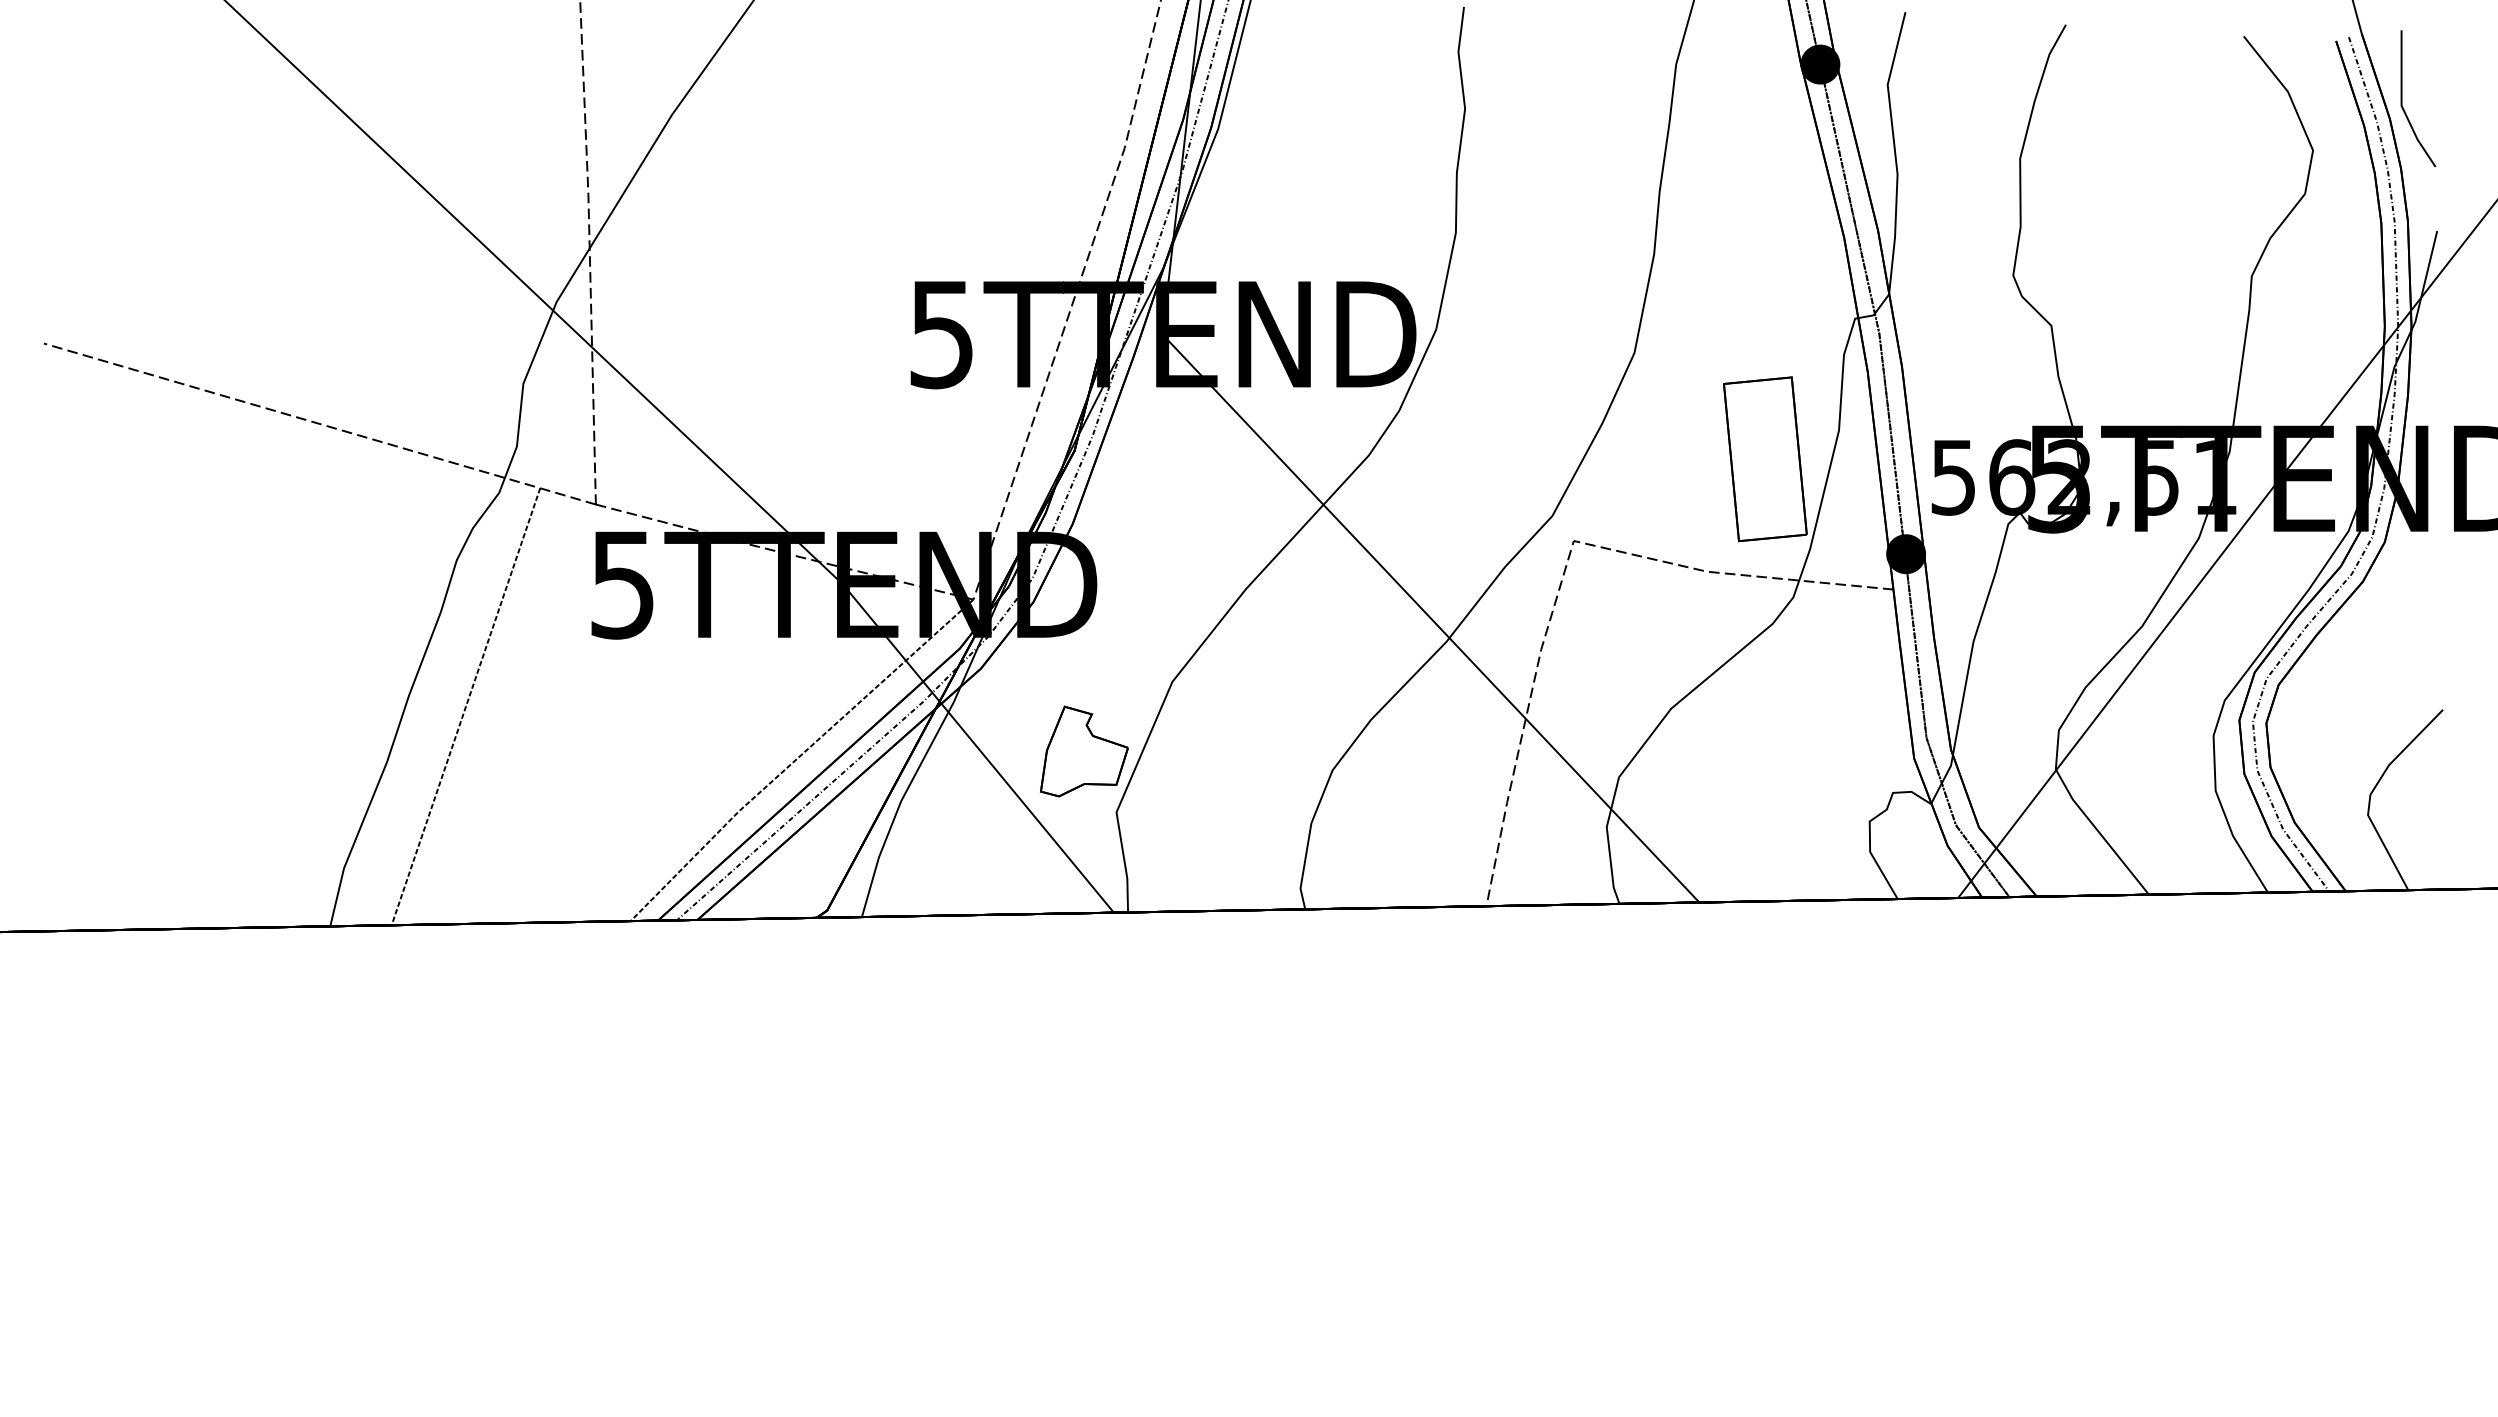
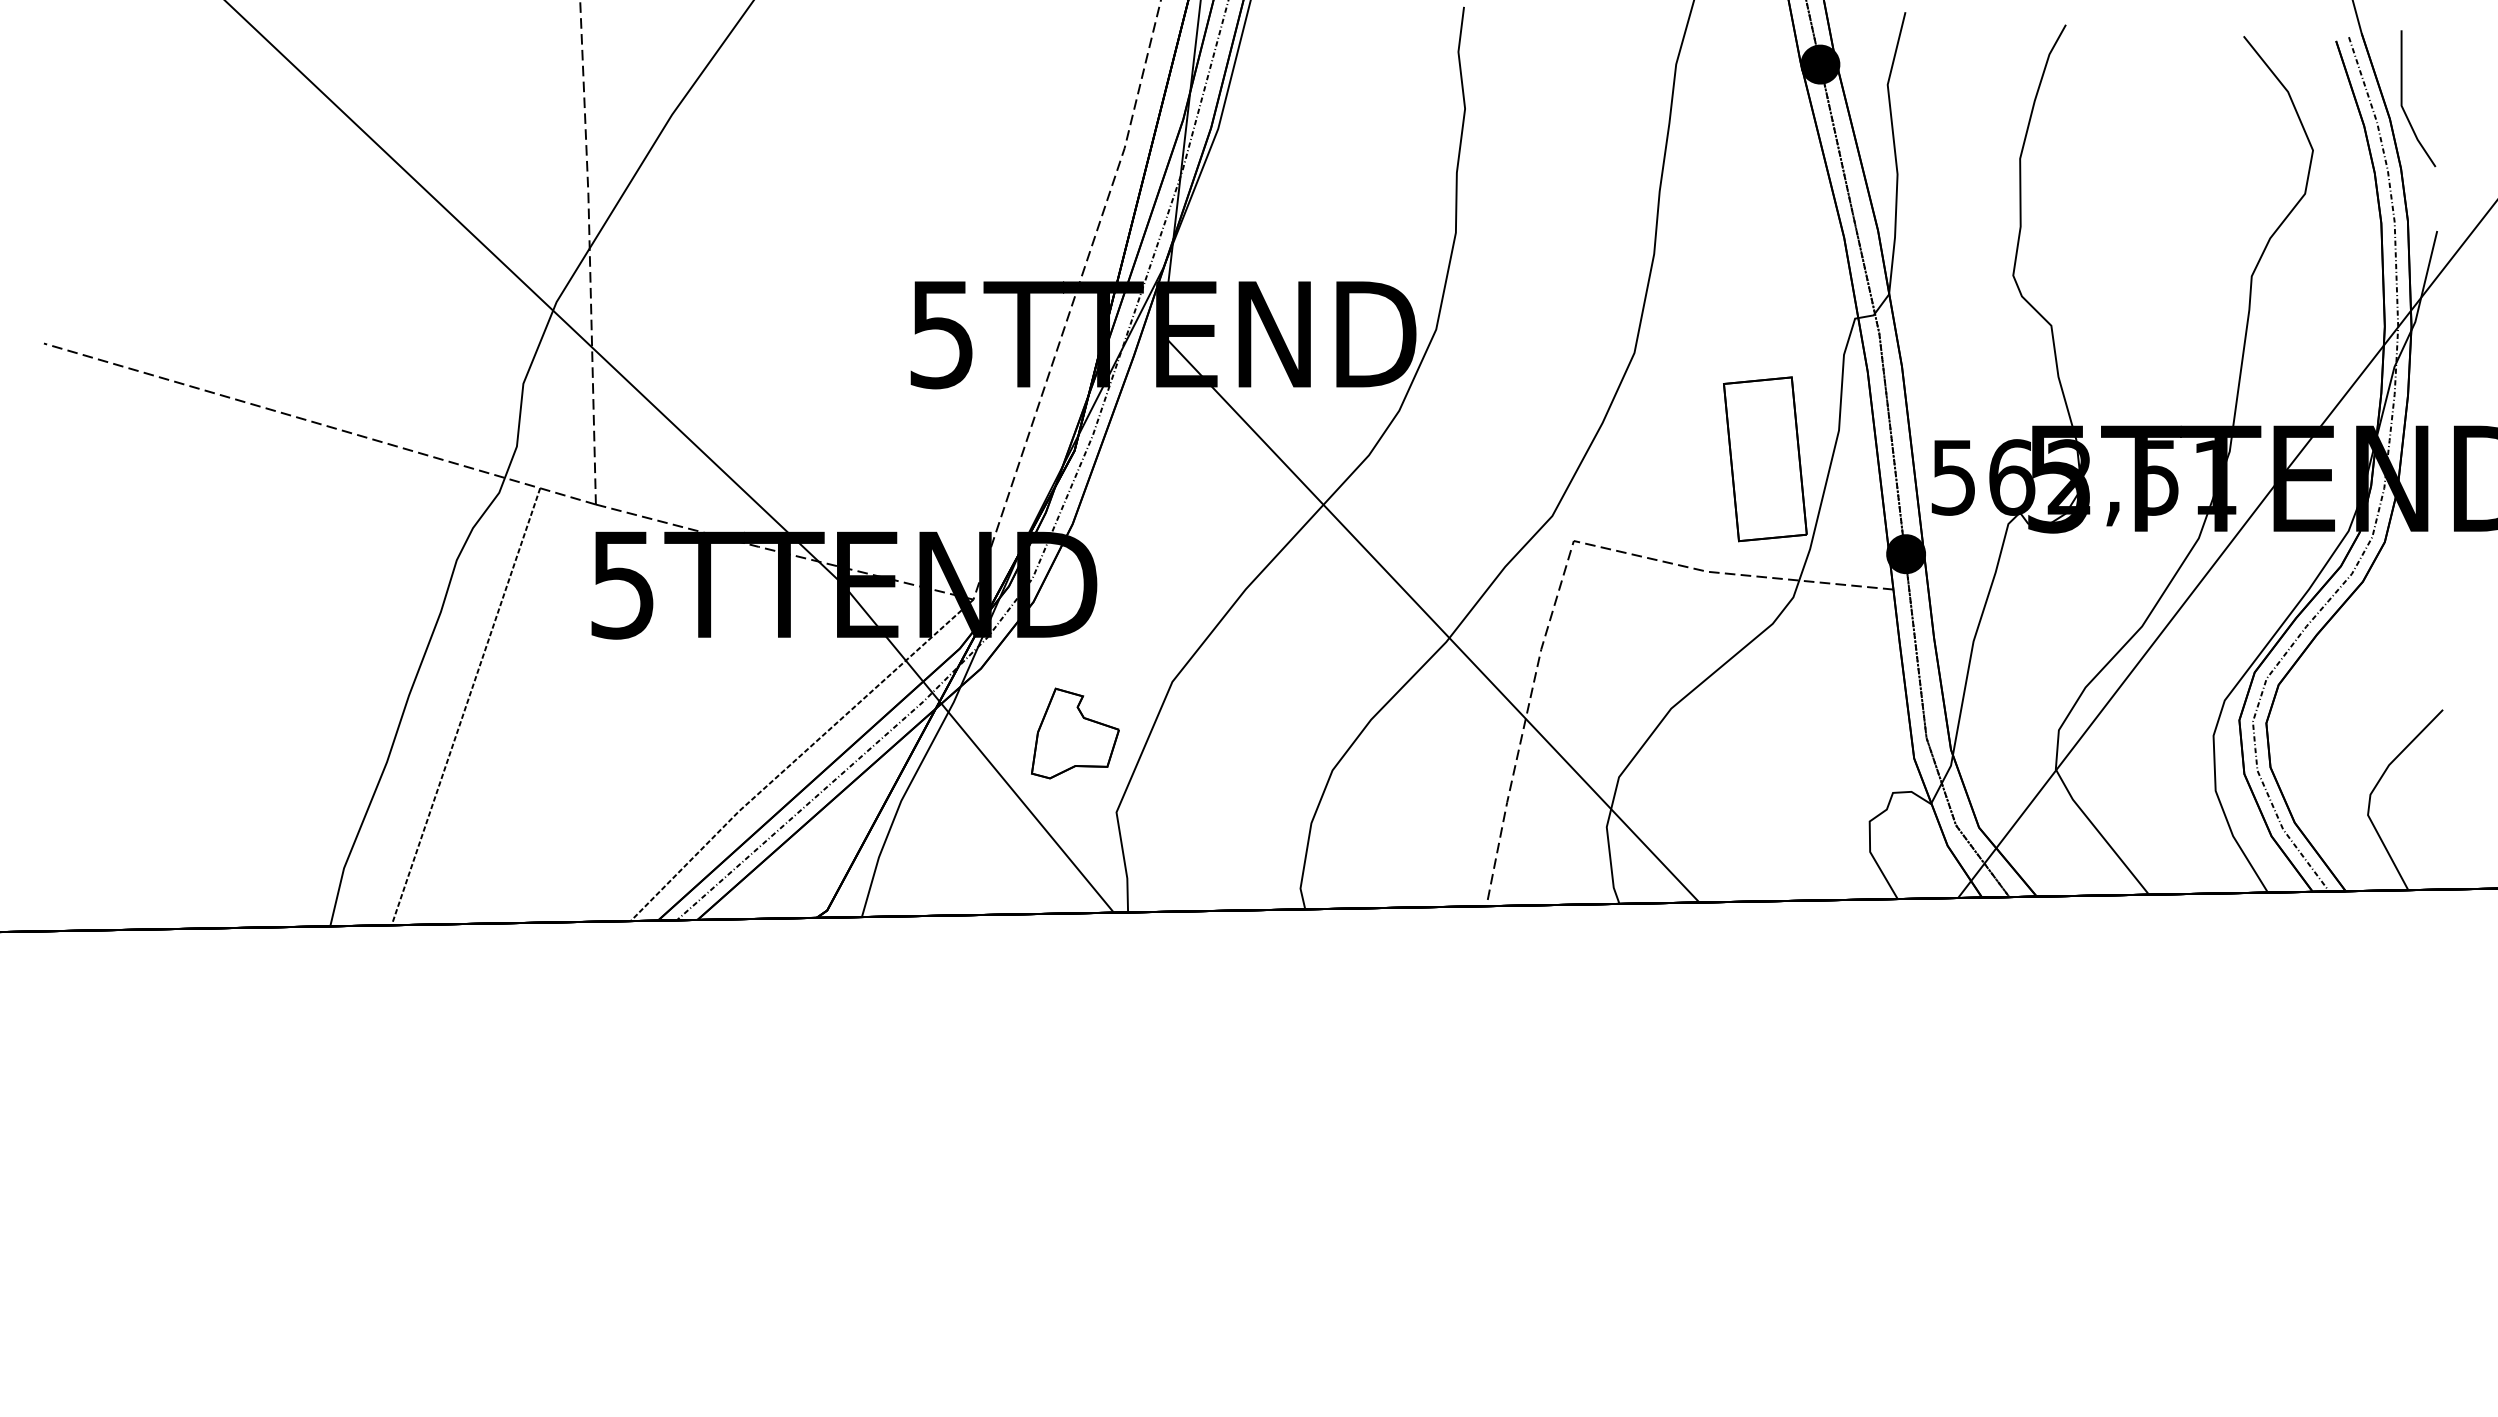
part position: (1084, 751) -> (1075, 733) (1075, 733)
